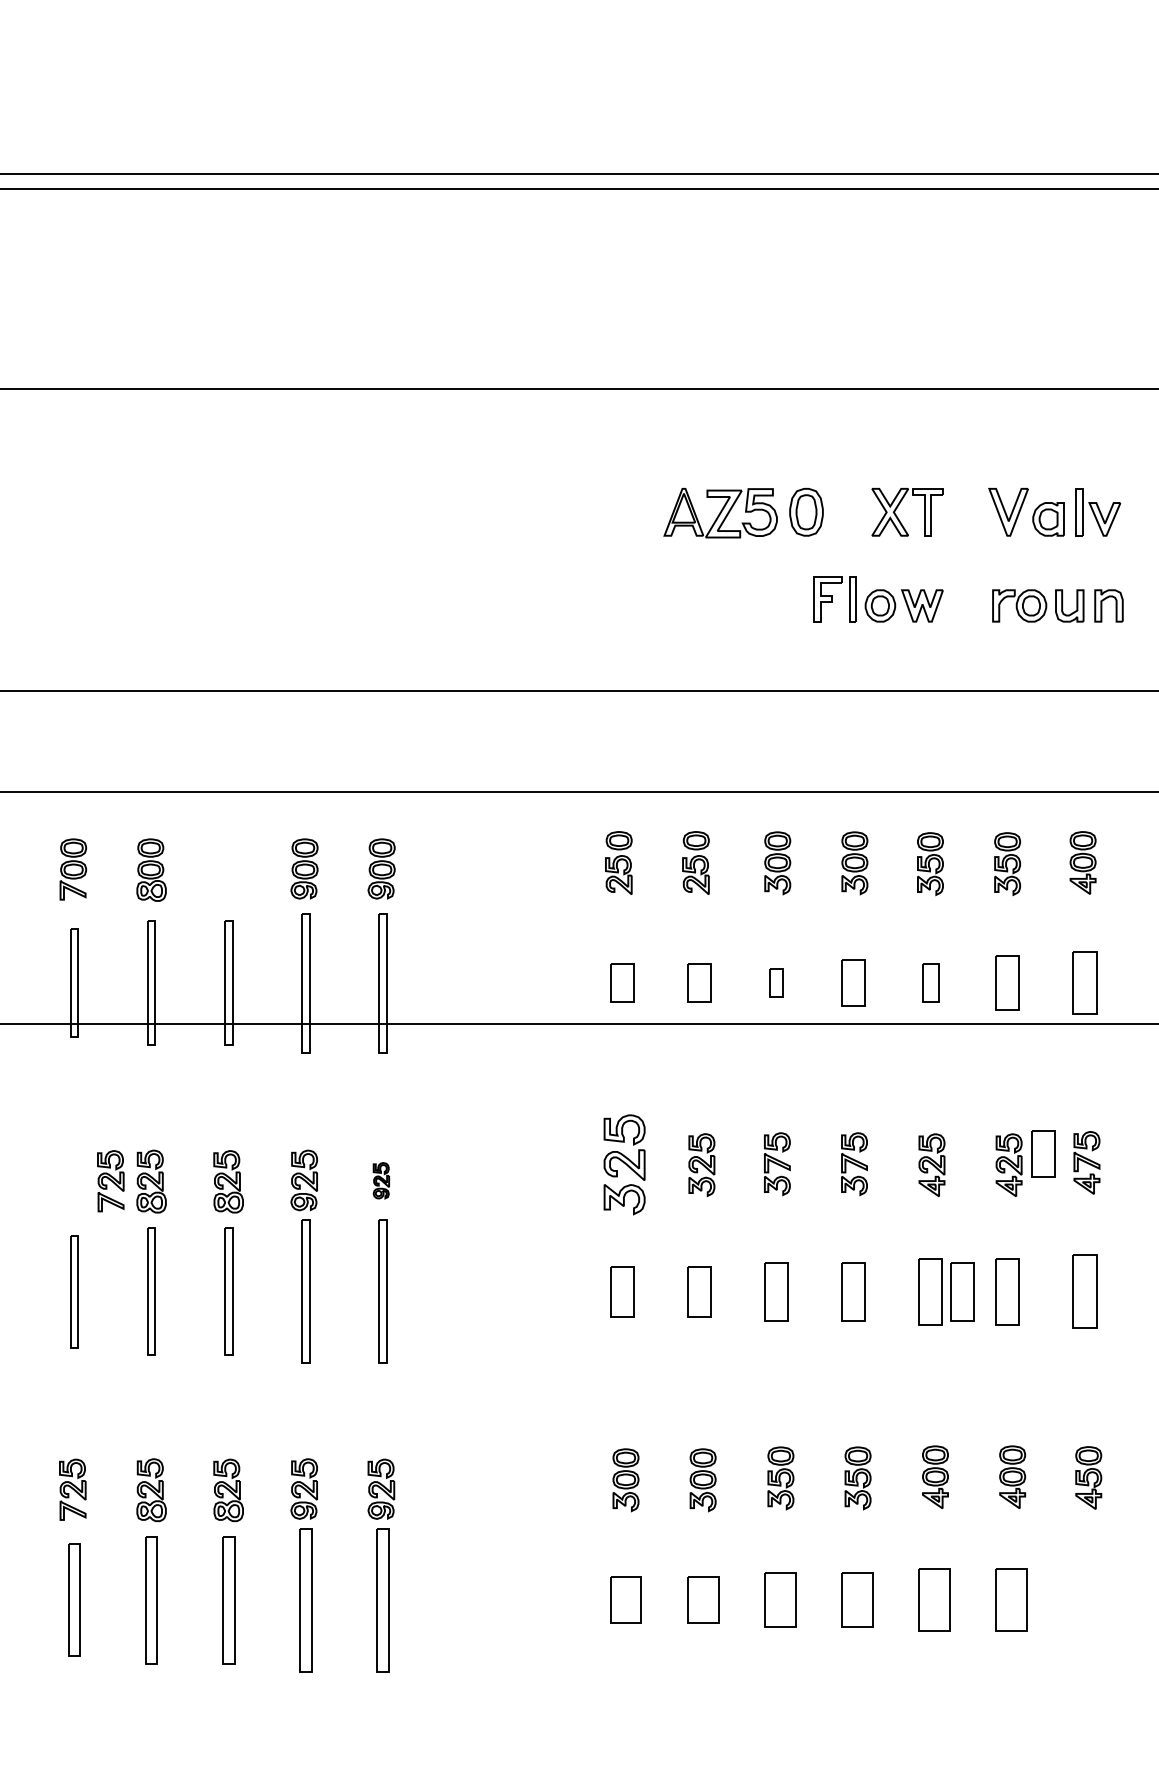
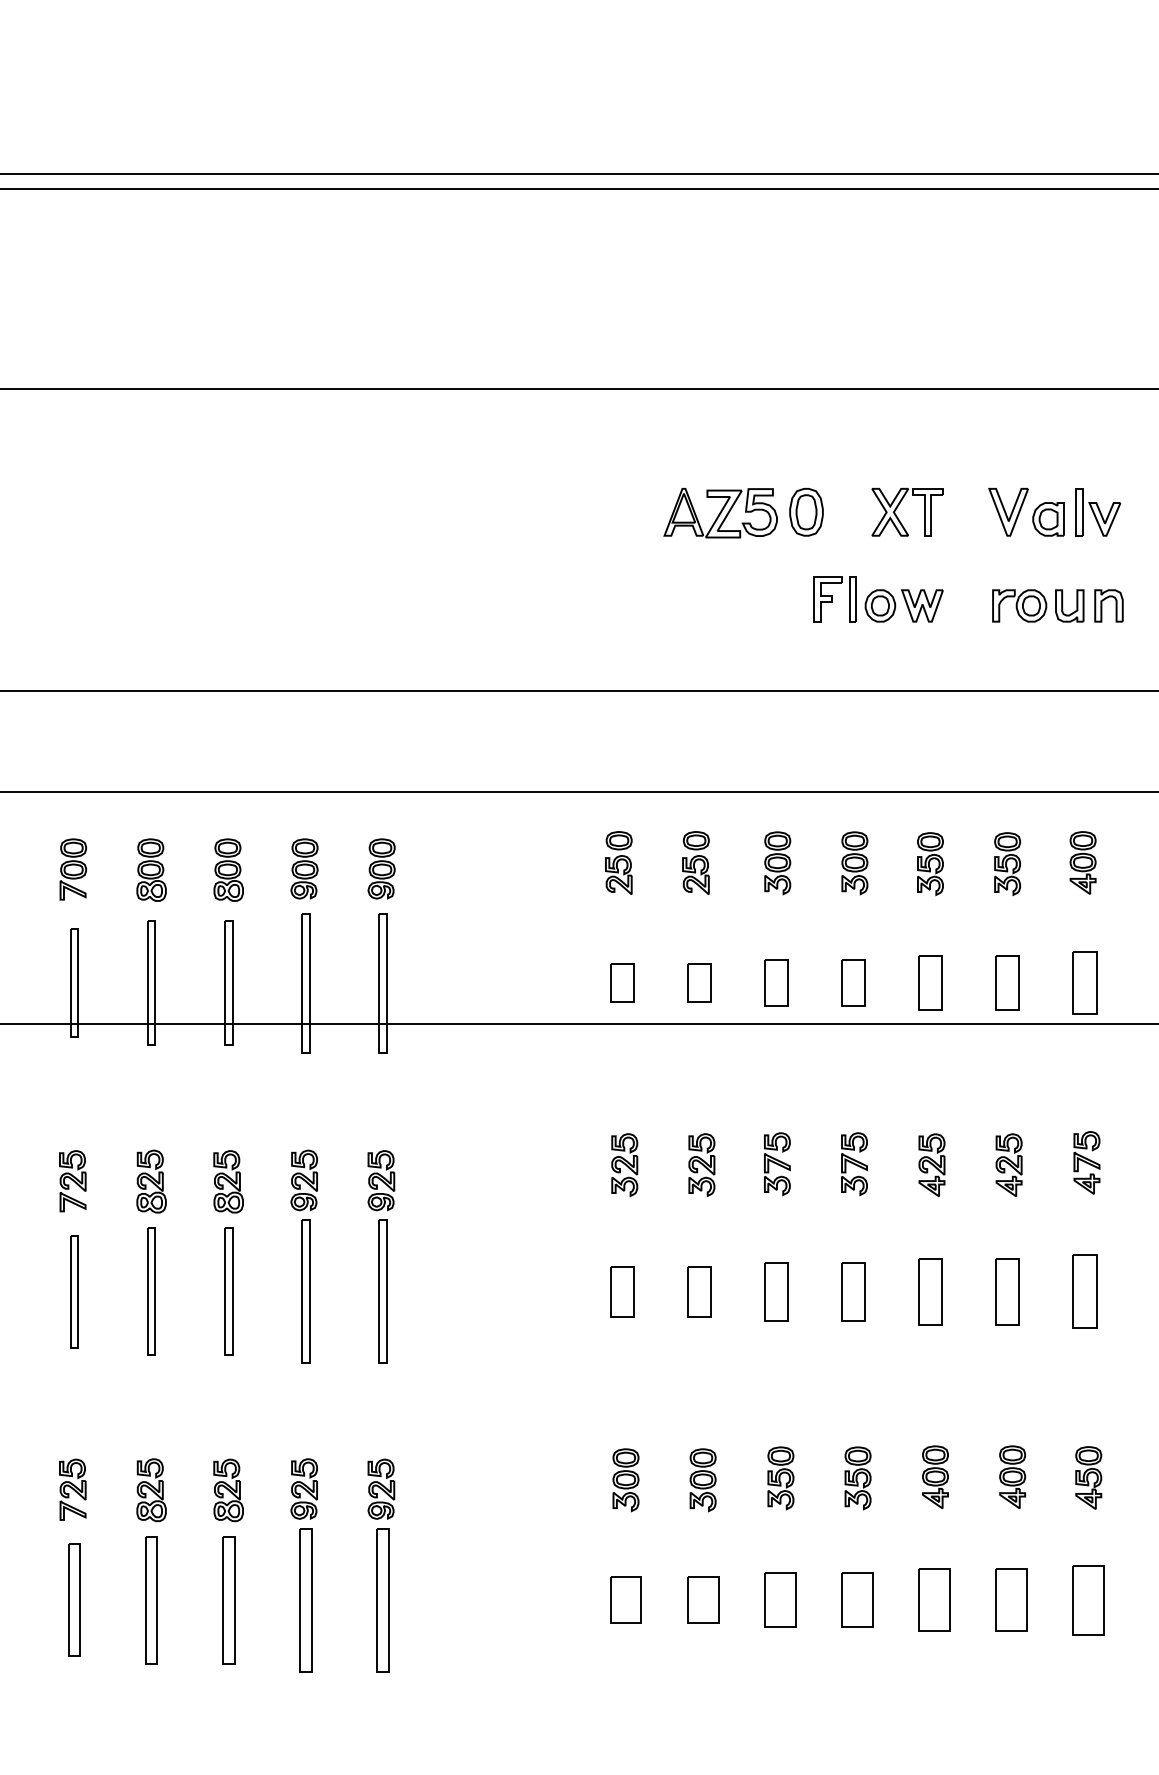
part: none -> present (228, 869)
part size: 15x30 px -> 25x48 px (776, 982)
part size: 18x40 px -> 25x56 px (930, 982)
part: present -> none (1043, 1153)
part size: 43x102 px -> 28x65 px (624, 1165)
part size: 18x38 px -> 29x62 px (381, 1180)
part position: (110, 1181) -> (72, 1181) (72, 1181)
part: present -> none (962, 1291)
part: none -> present (1088, 1600)
